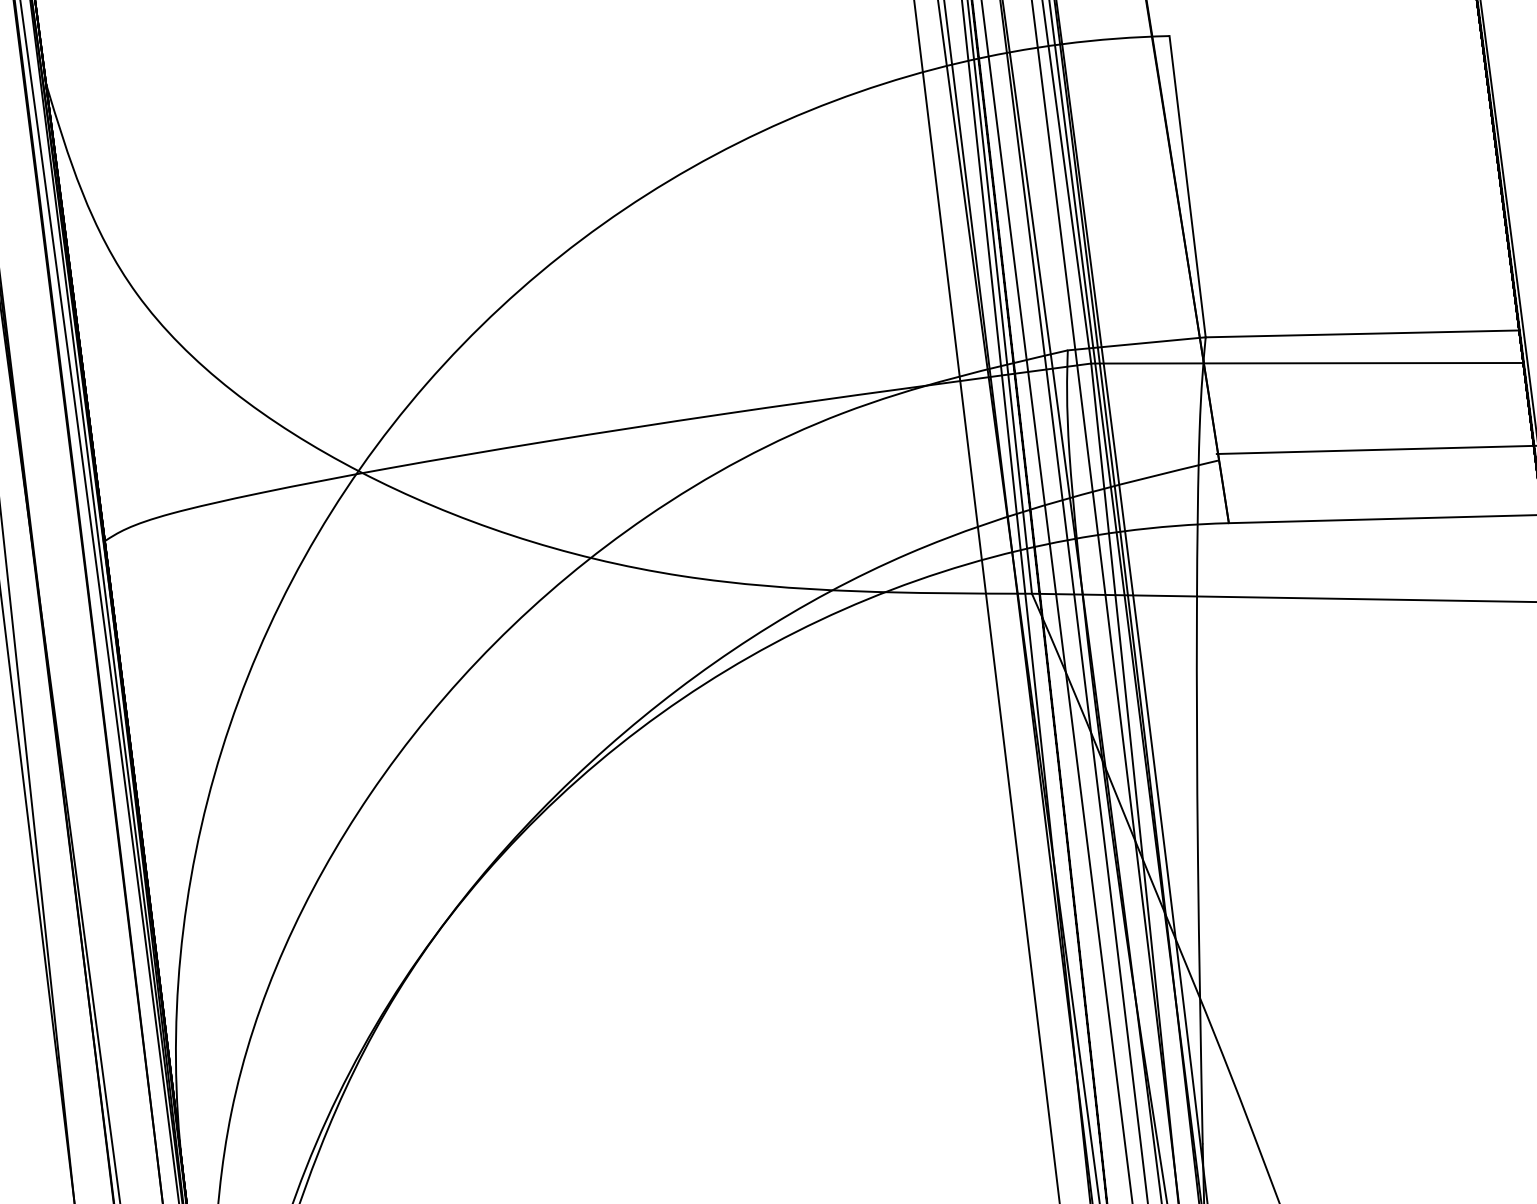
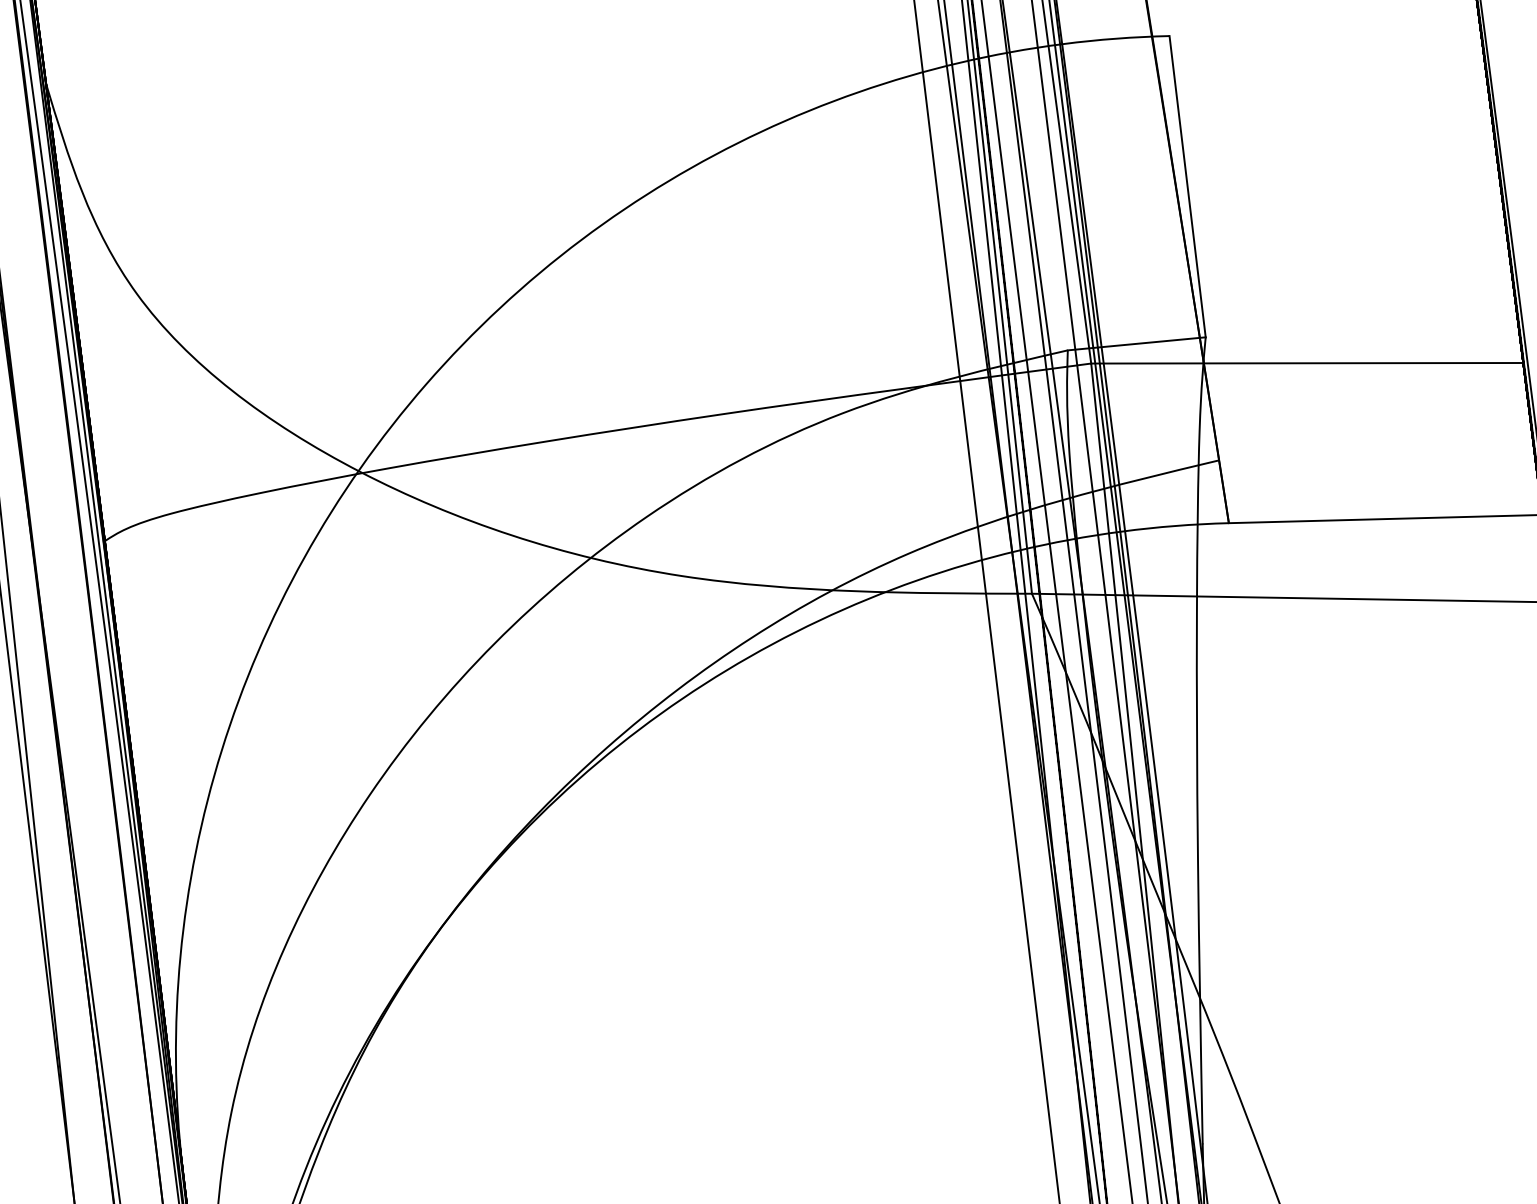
line: present -> none (1362, 333)
line: present -> none (1374, 449)
